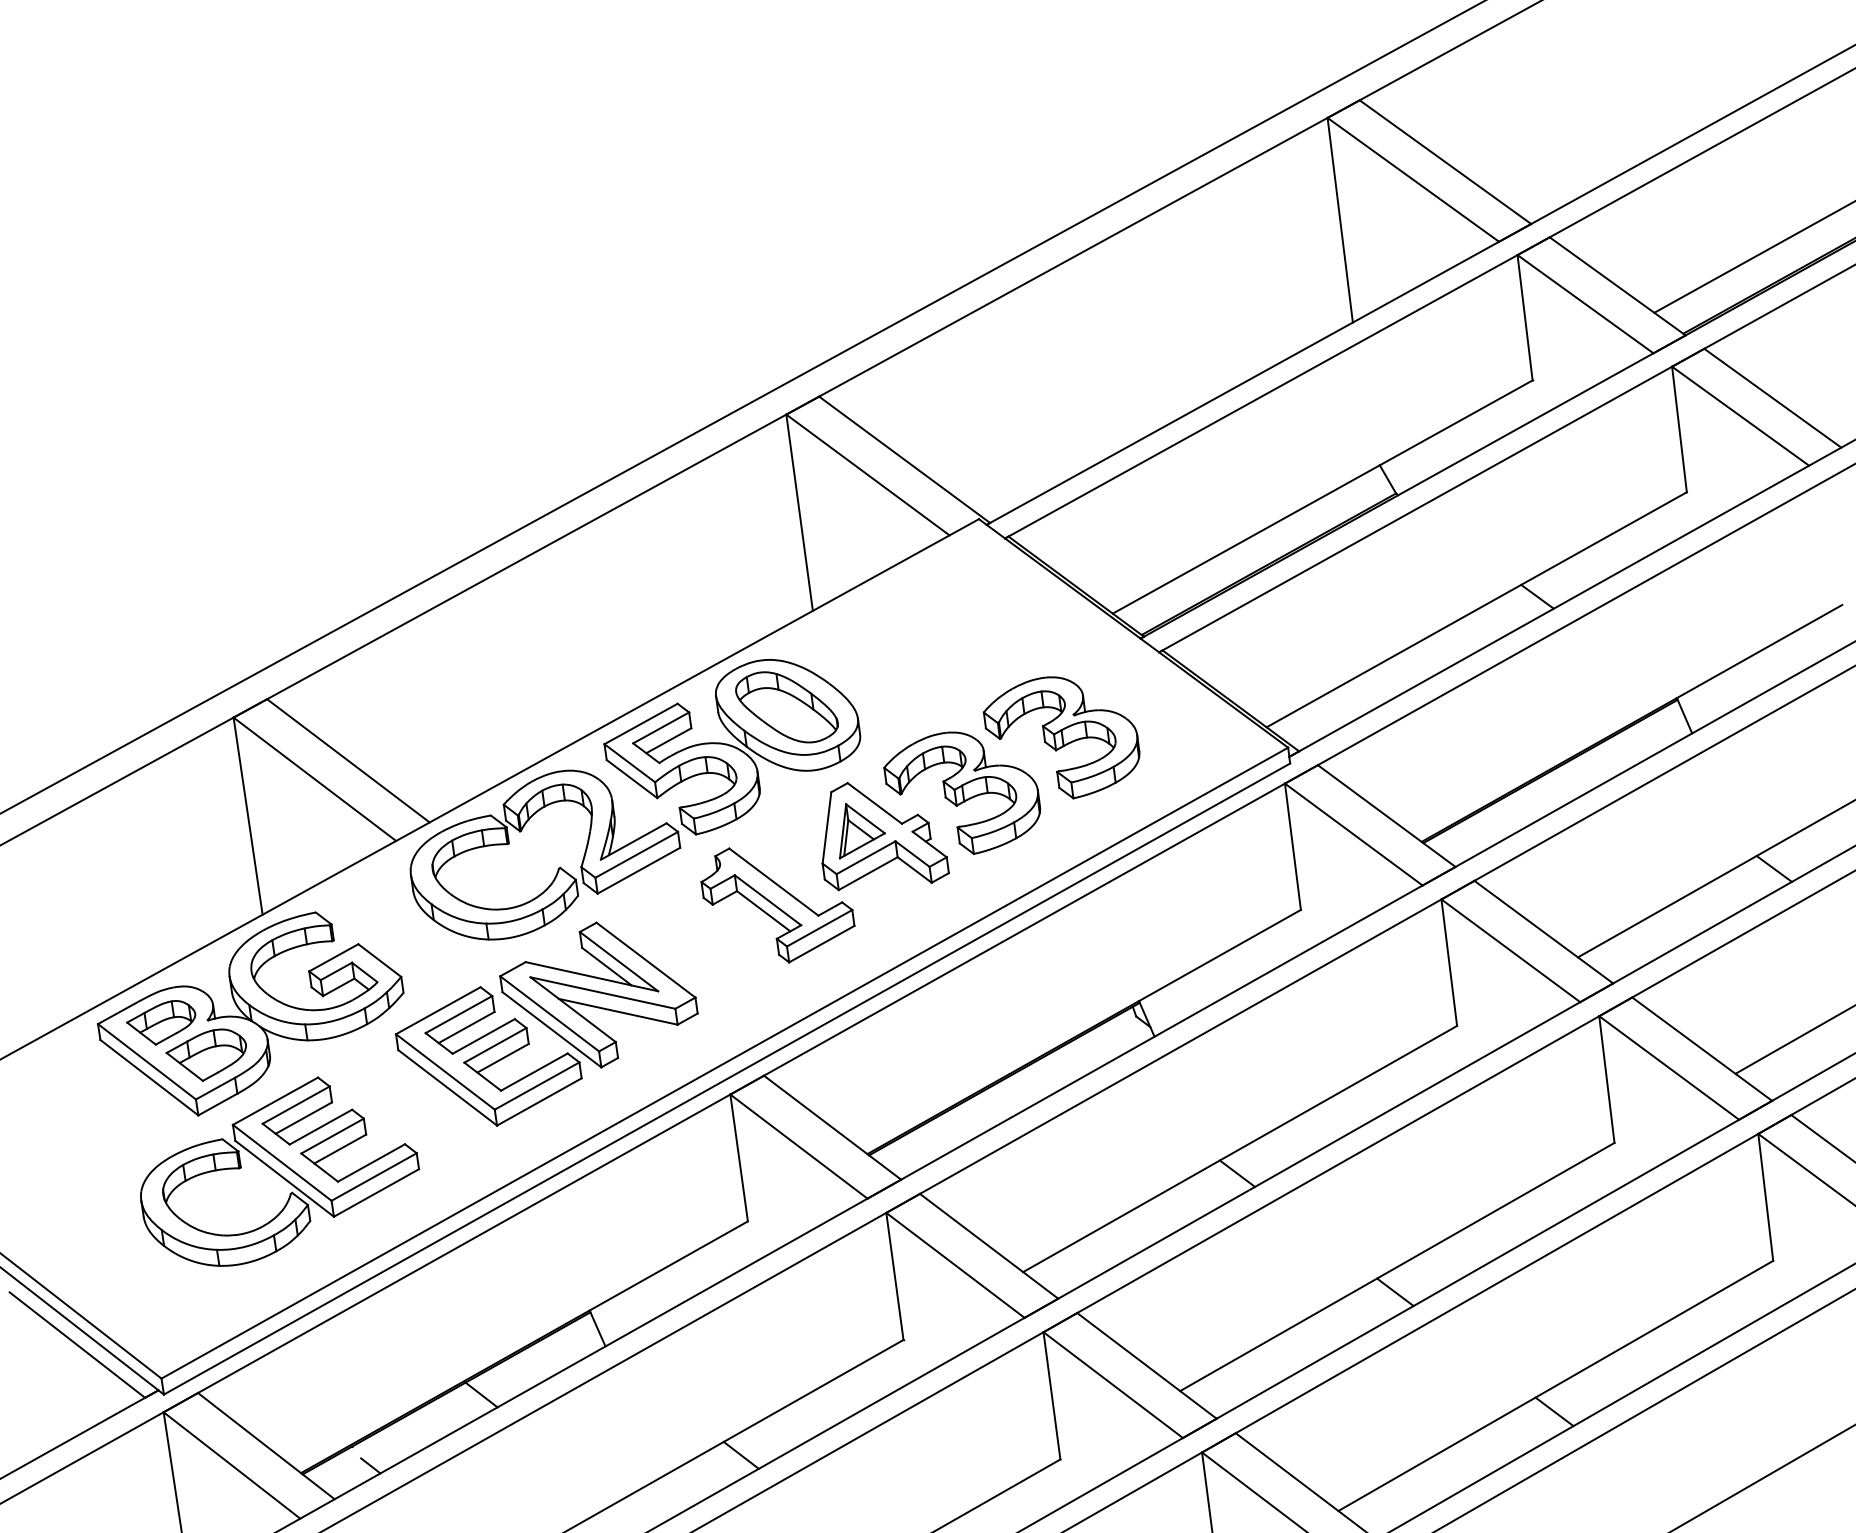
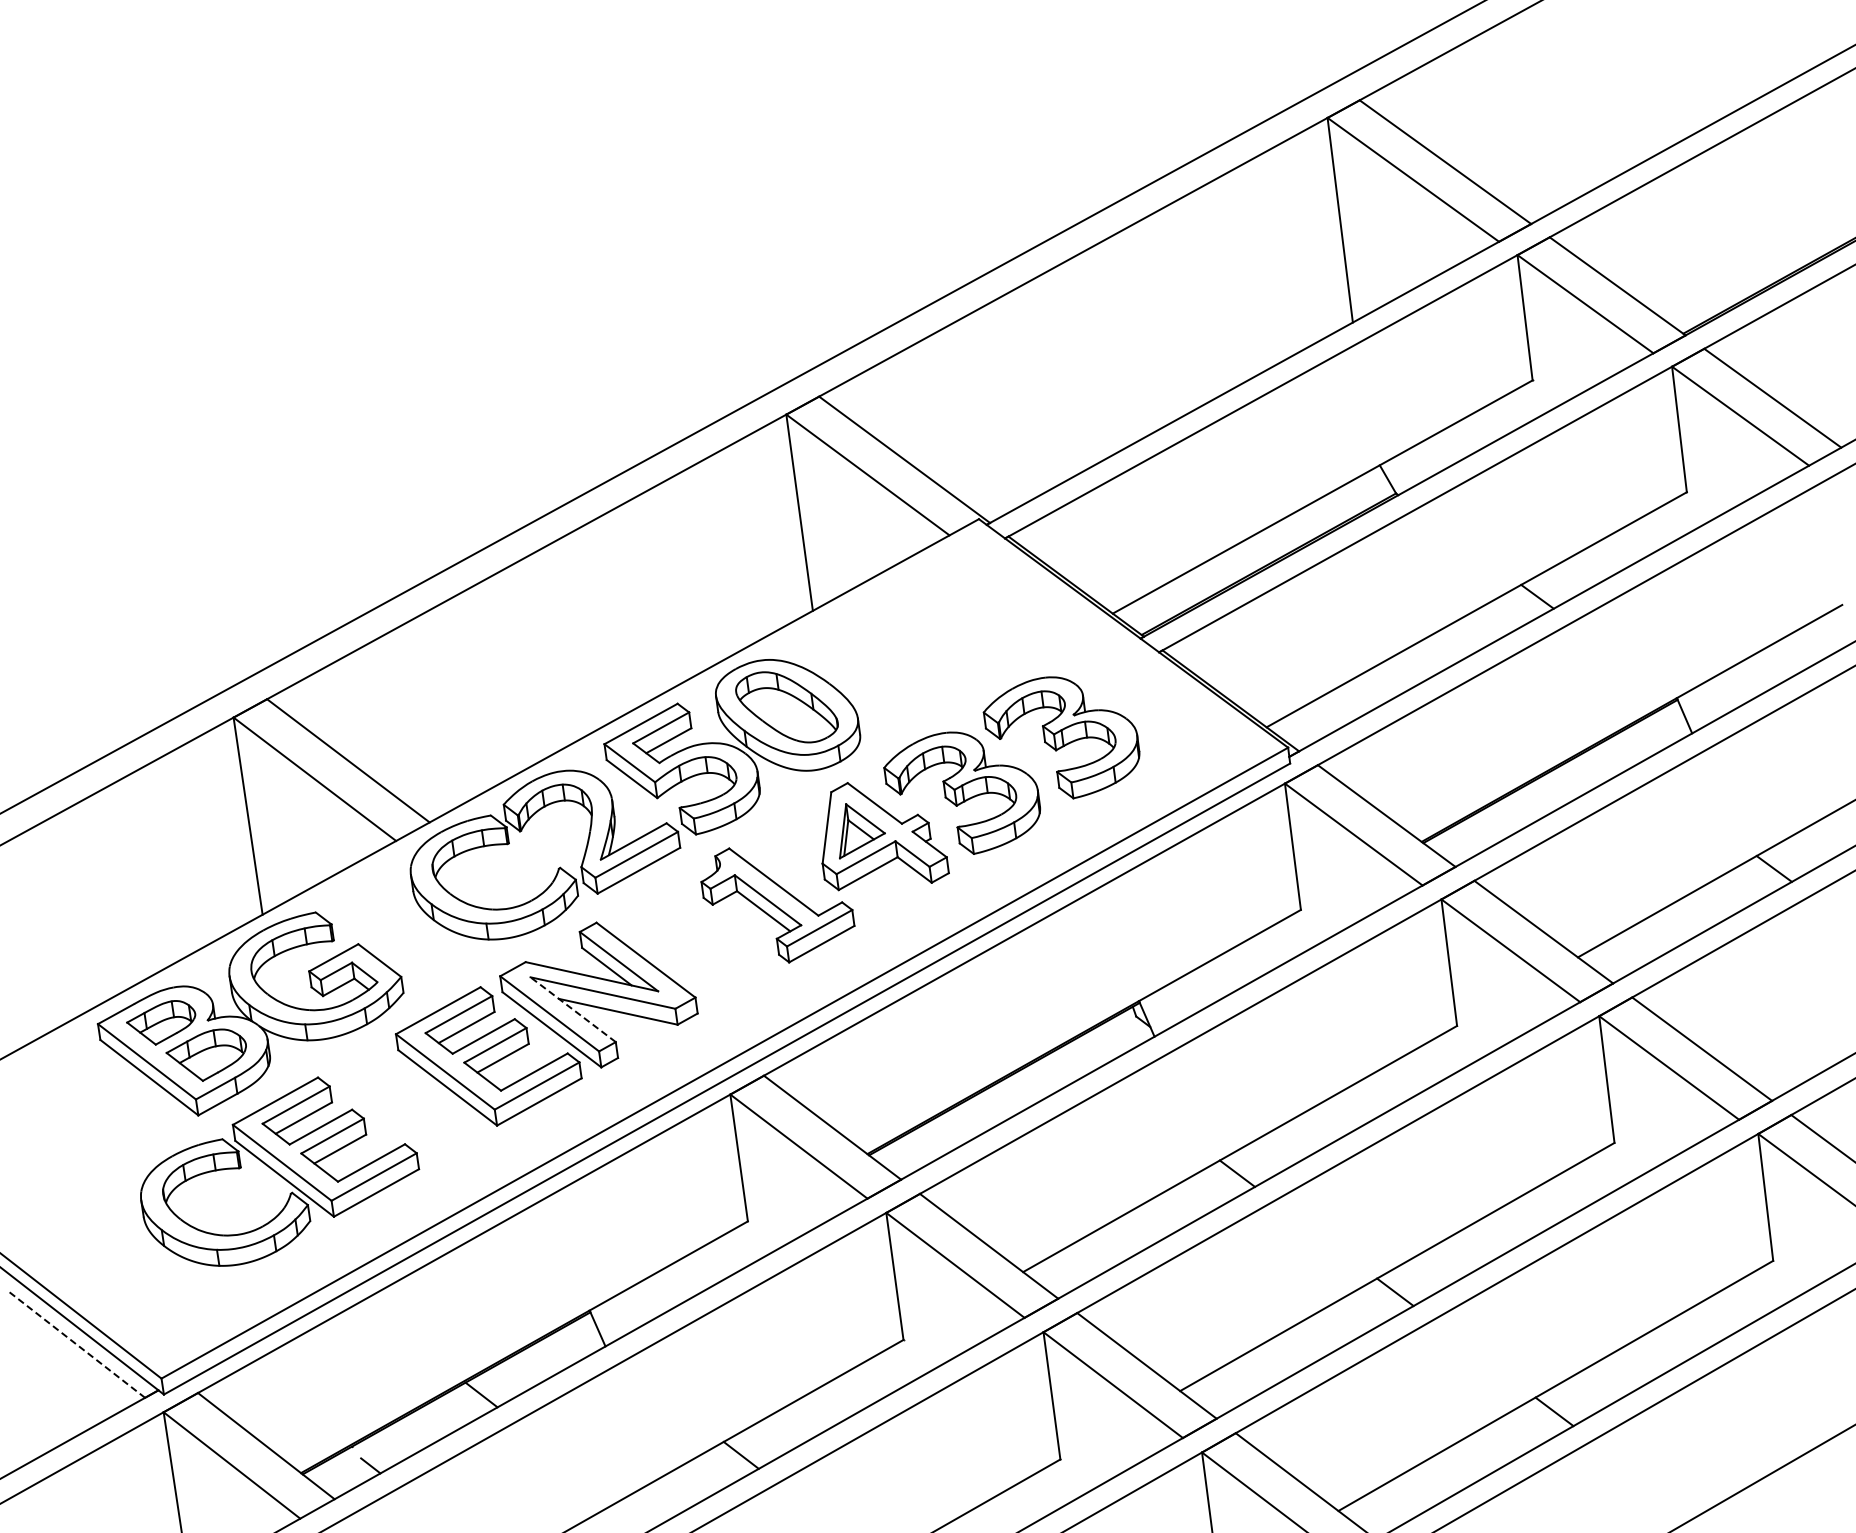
line: present -> none (1753, 257)
line: solid -> dashed (573, 1009)
line: present -> none (1793, 1039)
line: solid -> dashed (77, 1345)
